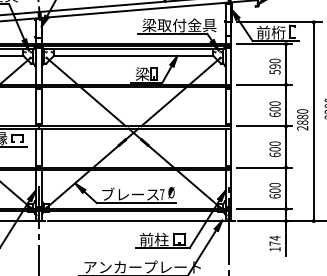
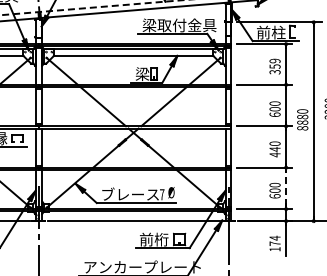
line: solid -> dashed (93, 7)
text: 前桁 -> 前柱 (278, 32)
text: 590 -> 359 (274, 66)
text: 2880 -> 8880 (302, 128)
text: 600 -> 440 (274, 152)
line: solid -> dashed (286, 188)
text: 前柱 -> 前桁 (161, 239)
